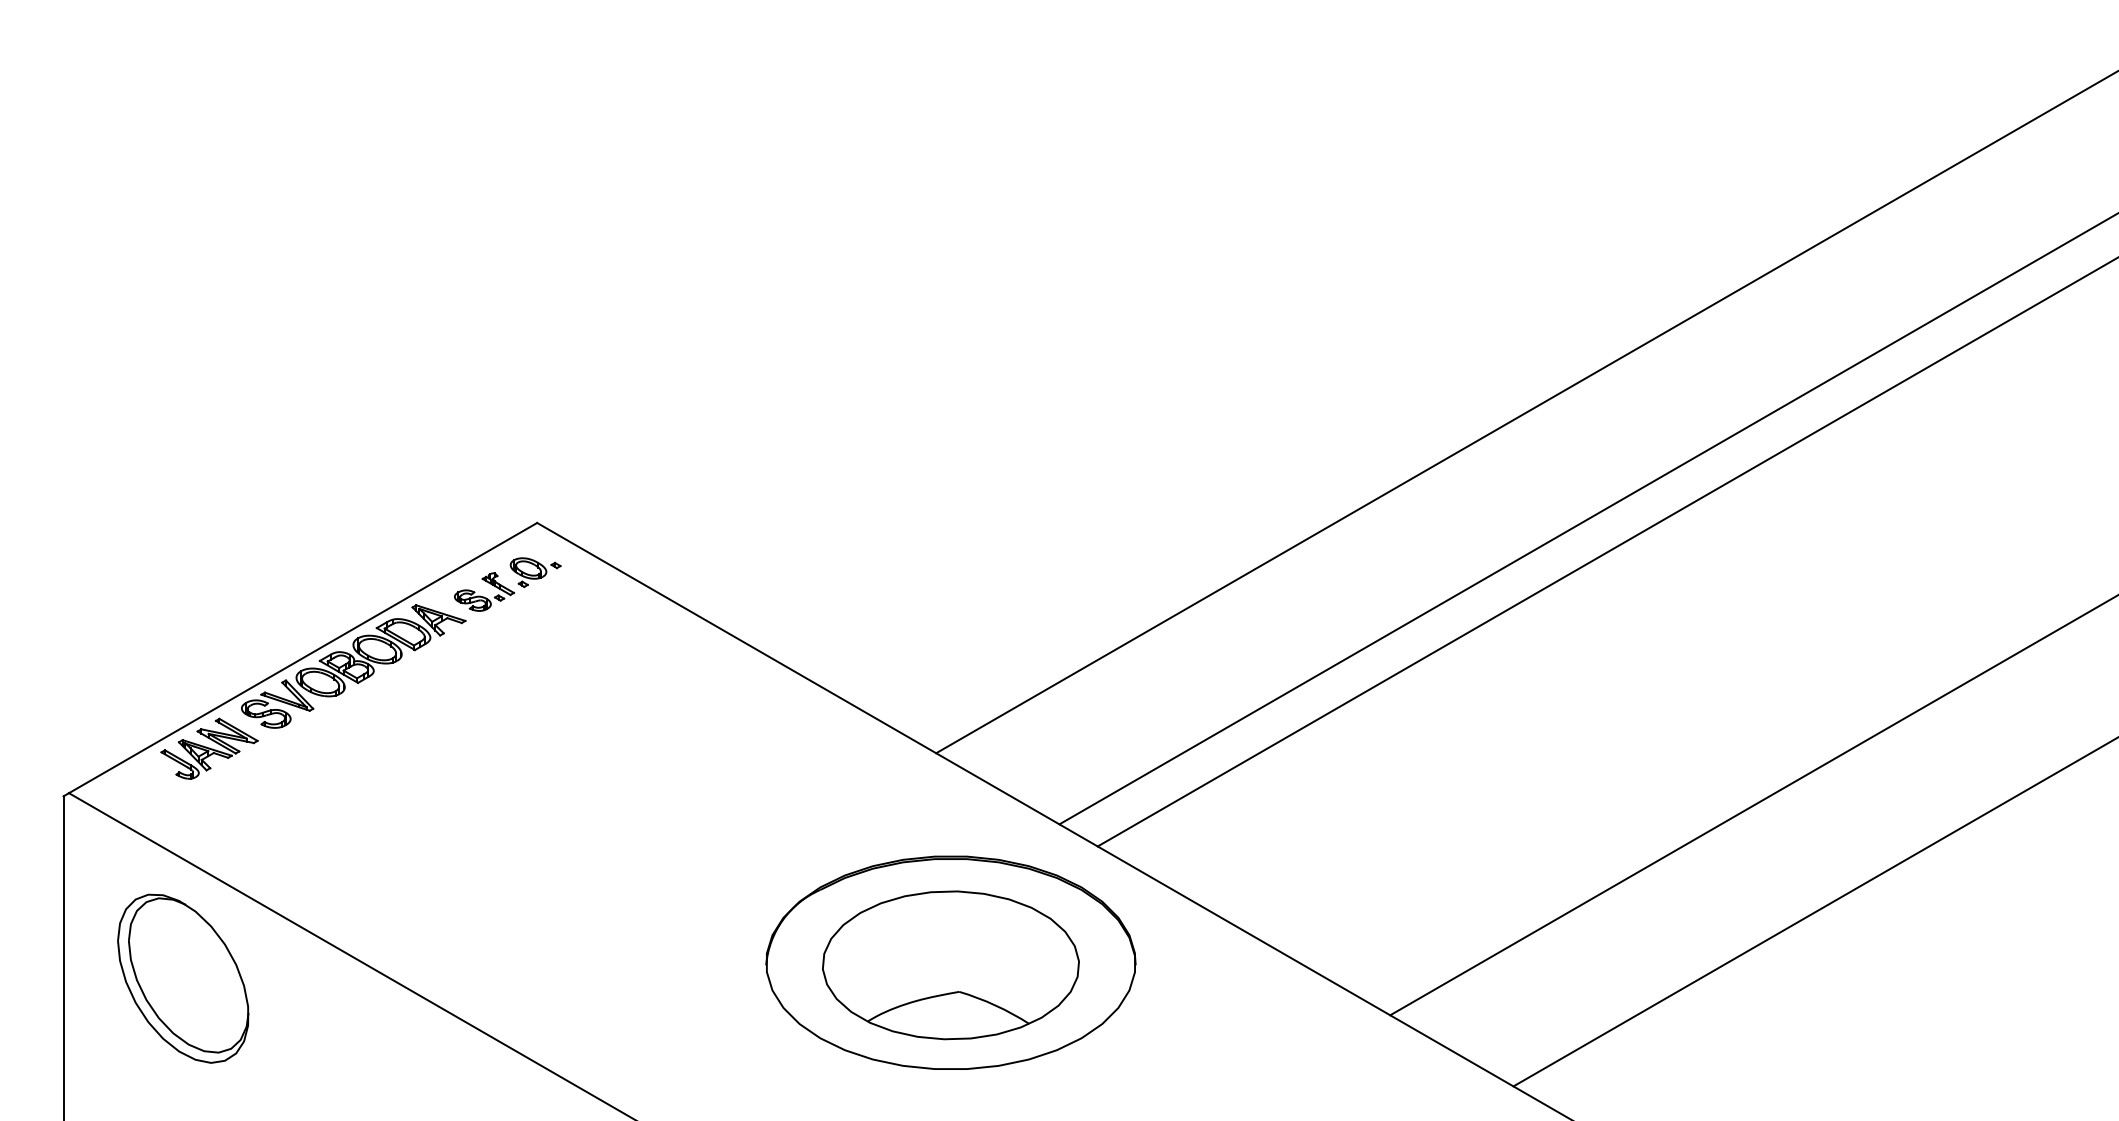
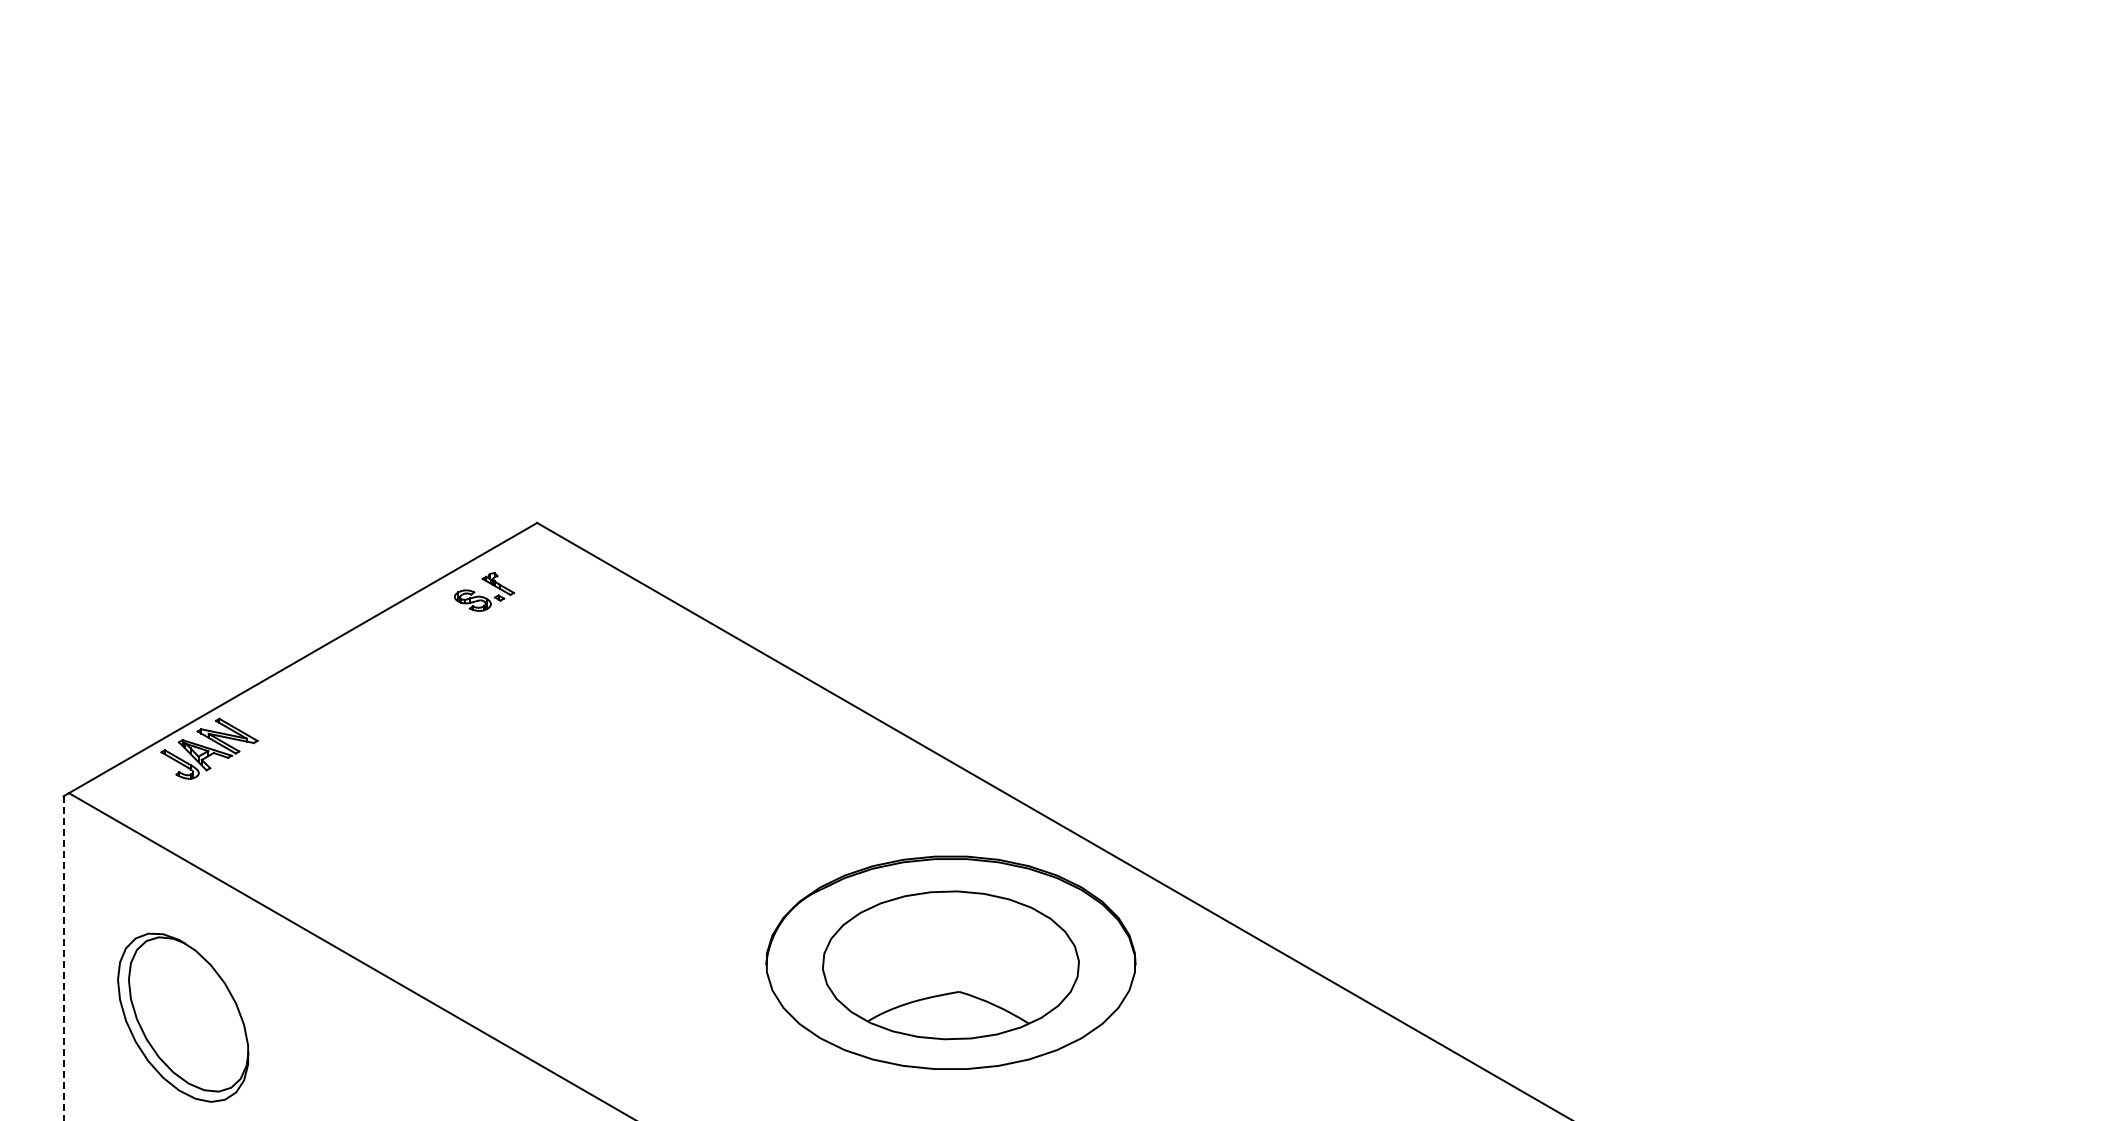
line: present -> none (1525, 412)
line: present -> none (1587, 519)
line: present -> none (1606, 552)
part: present -> none (535, 572)
part: present -> none (353, 666)
line: present -> none (1752, 805)
line: present -> none (1814, 912)
line: solid -> dashed (63, 958)
part position: (183, 978) -> (183, 1017) (183, 1017)
